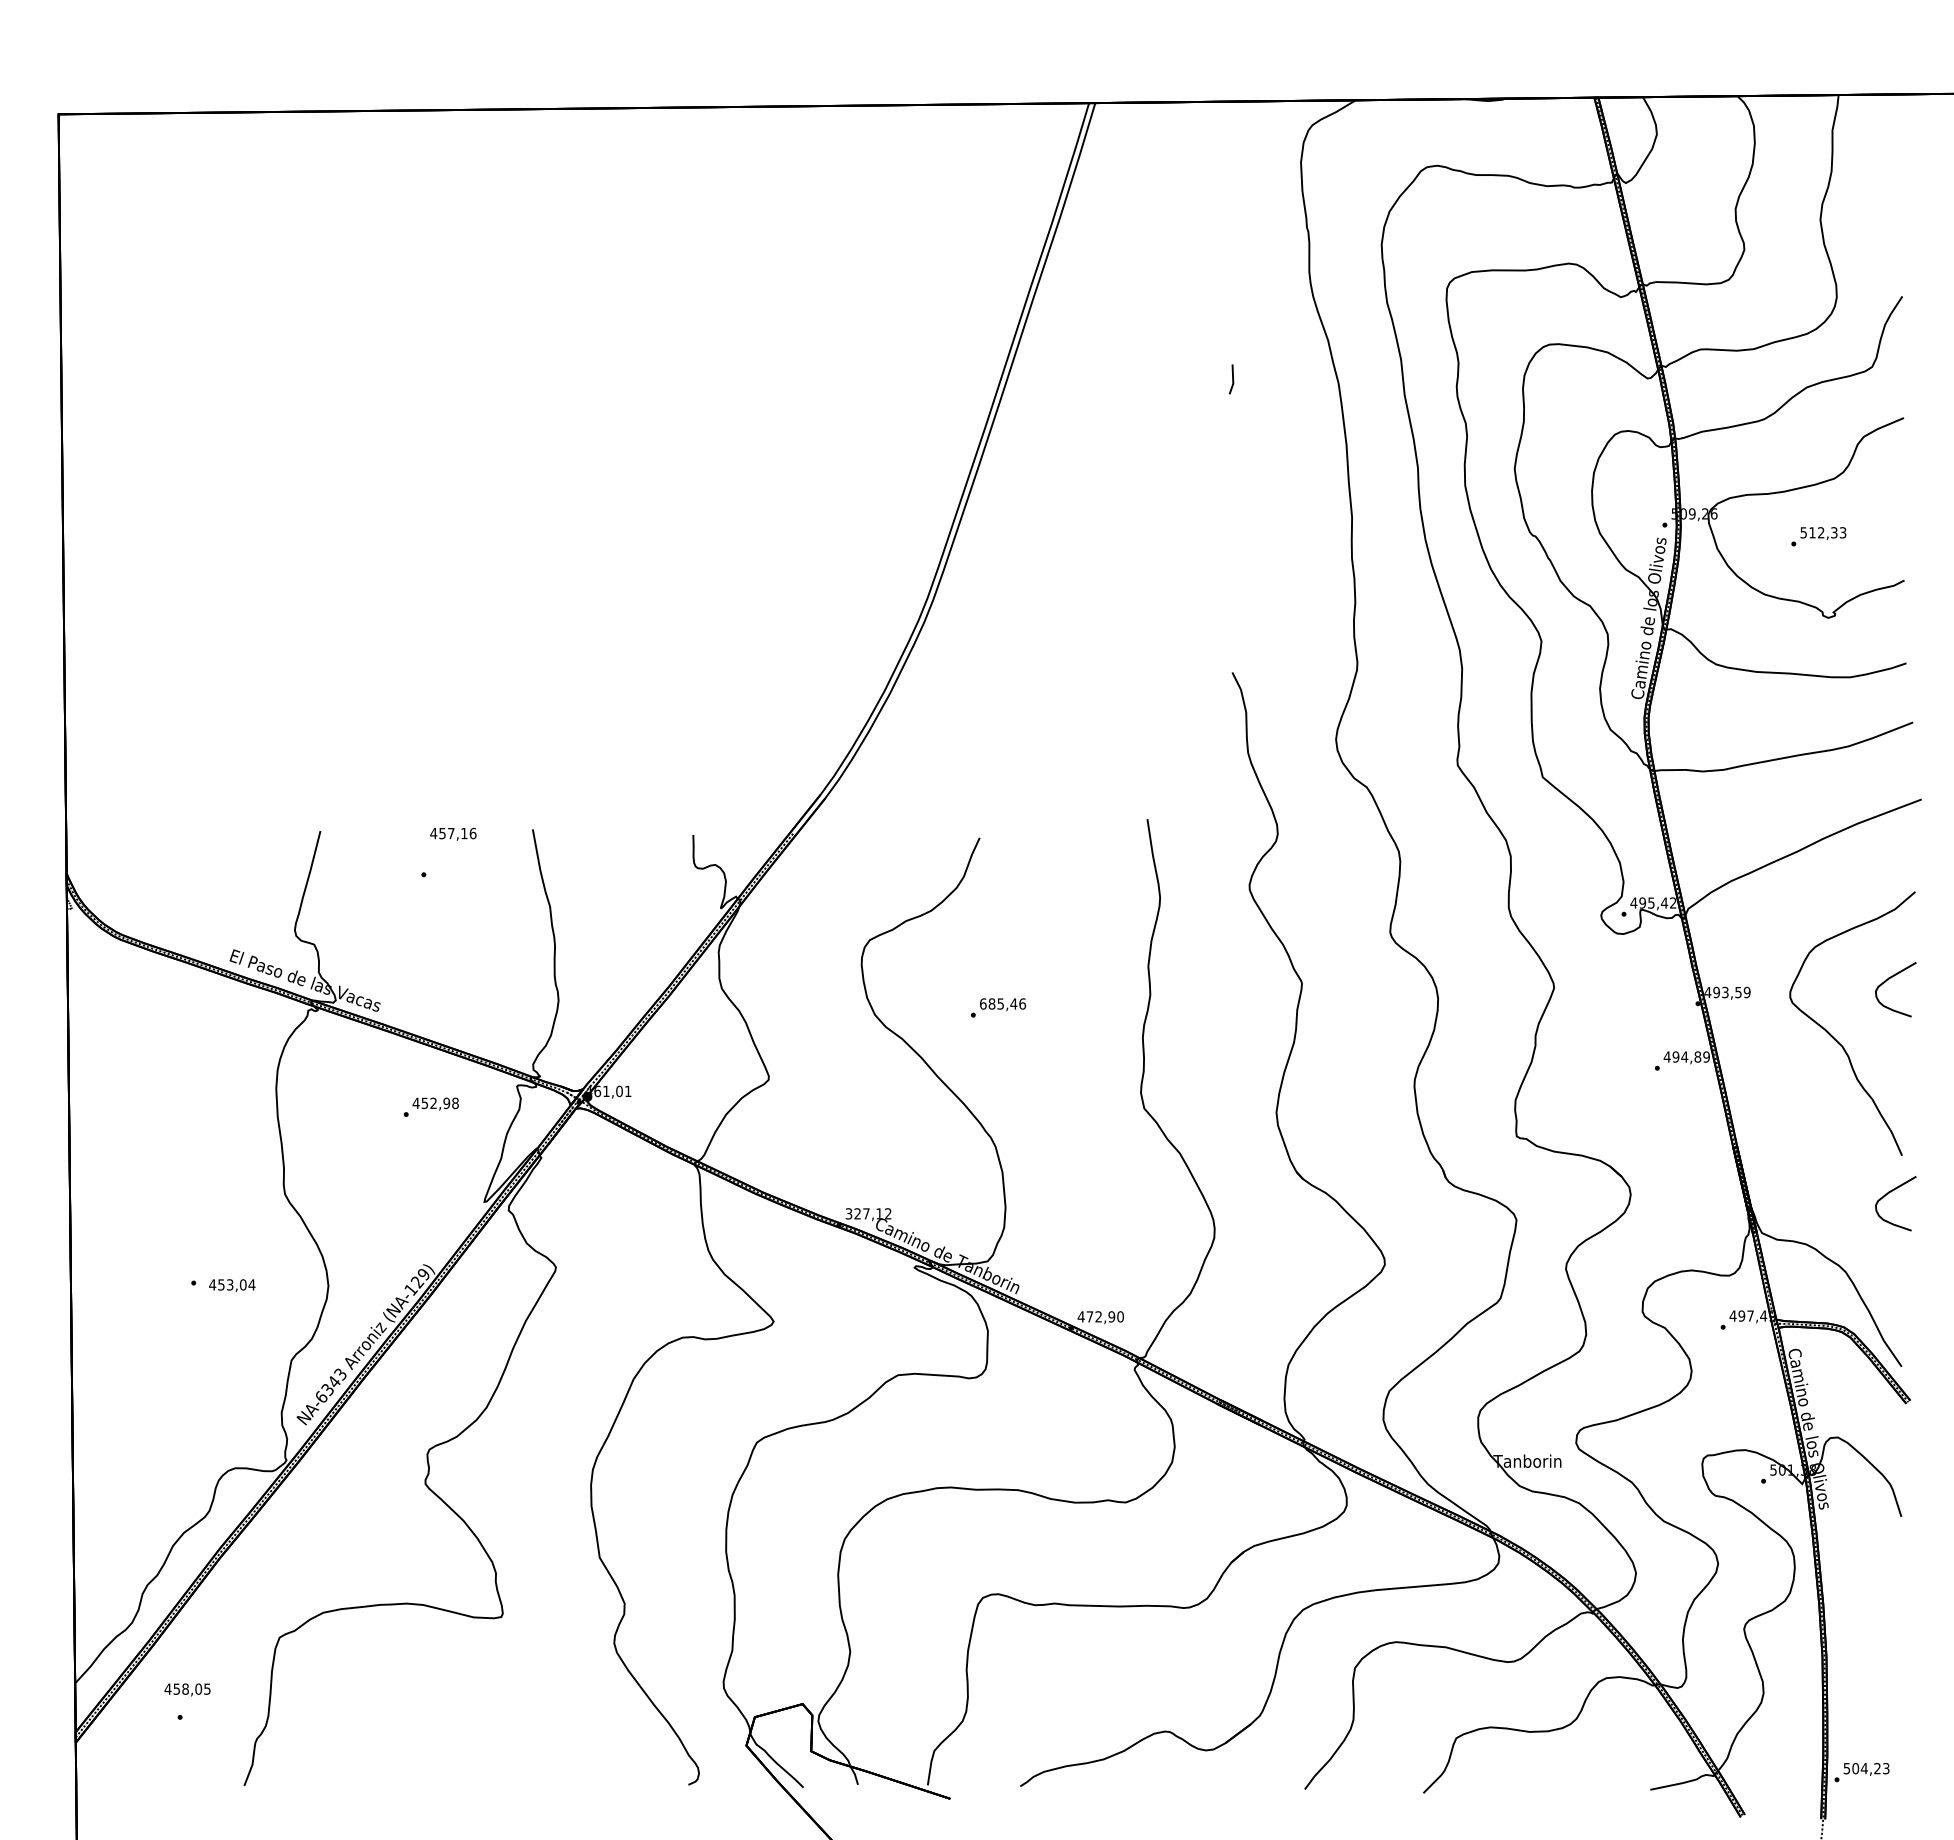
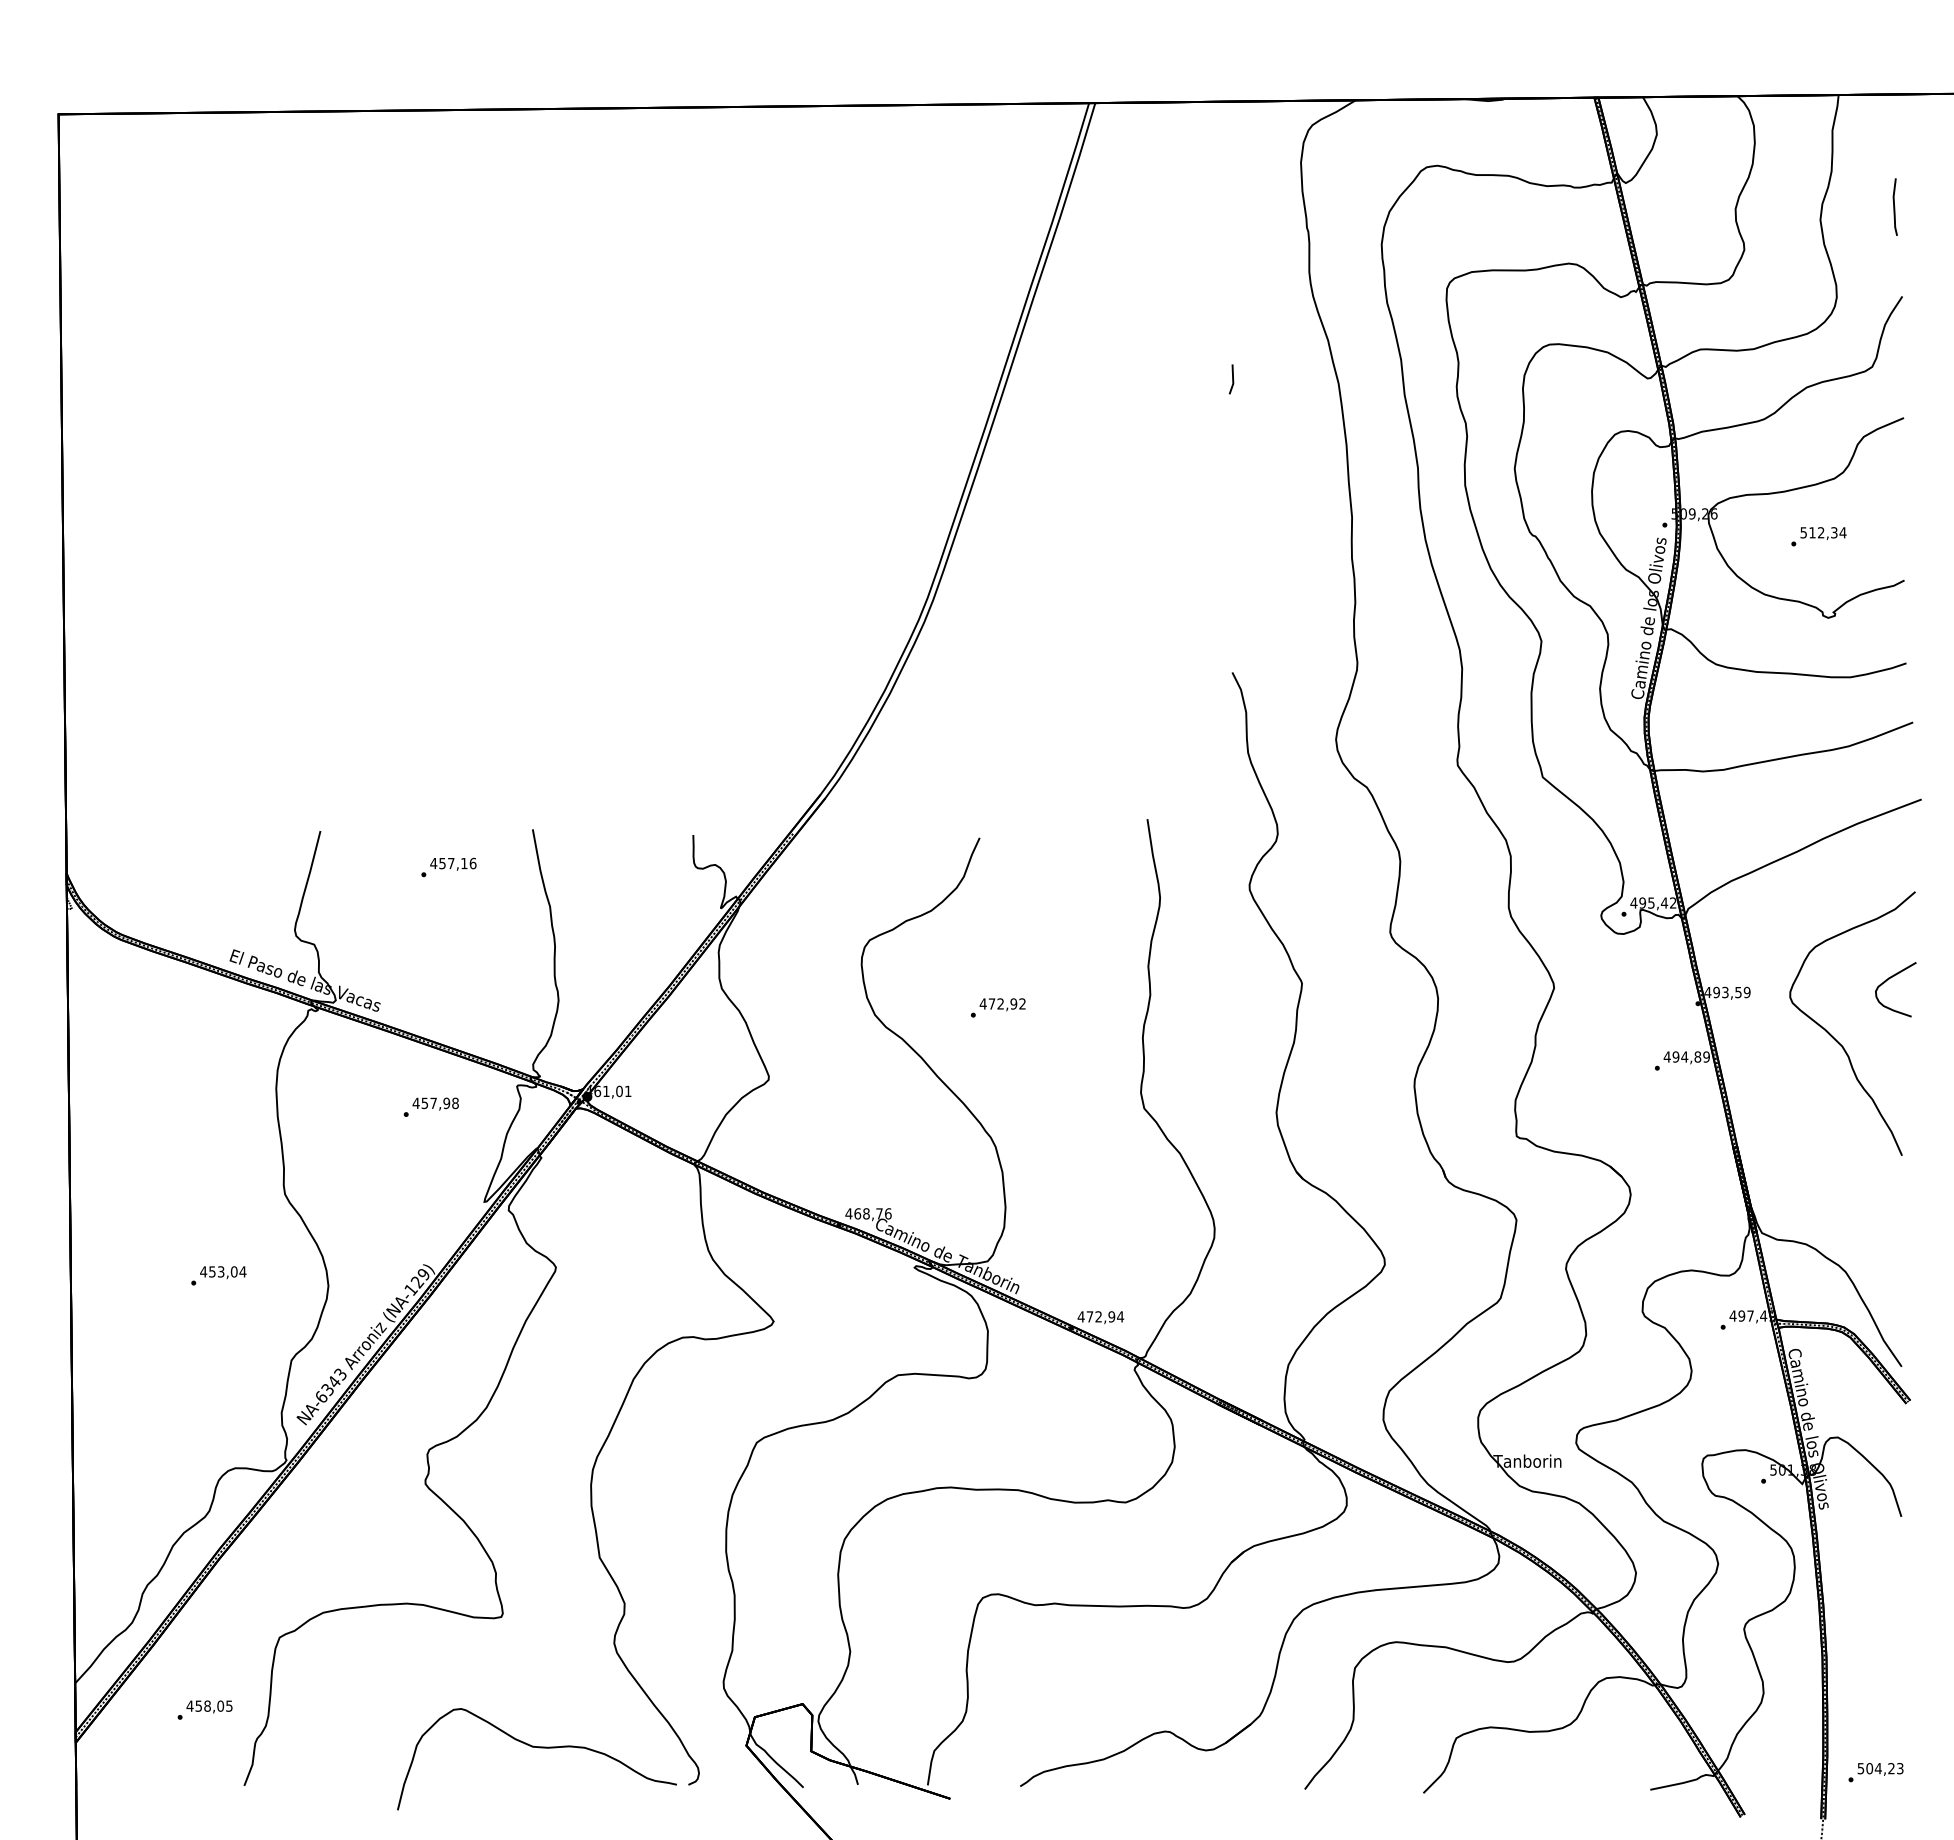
line: none -> present (1894, 206)
text: 512,33 -> 512,34 (1842, 532)
text position: (453, 833) -> (453, 863) (453, 863)
text: 685,46 -> 472,92 (1002, 1003)
text: 452,98 -> 457,98 (433, 1102)
curve: present -> none (1888, 1194)
text: 327,12 -> 468,76 (868, 1213)
text position: (232, 1285) -> (223, 1272) (223, 1272)
text: 472,90 -> 472,94 (1120, 1316)
text position: (187, 1689) -> (209, 1706) (209, 1706)
curve: none -> present (538, 1748)
text position: (1861, 1772) -> (1875, 1772) (1875, 1772)
